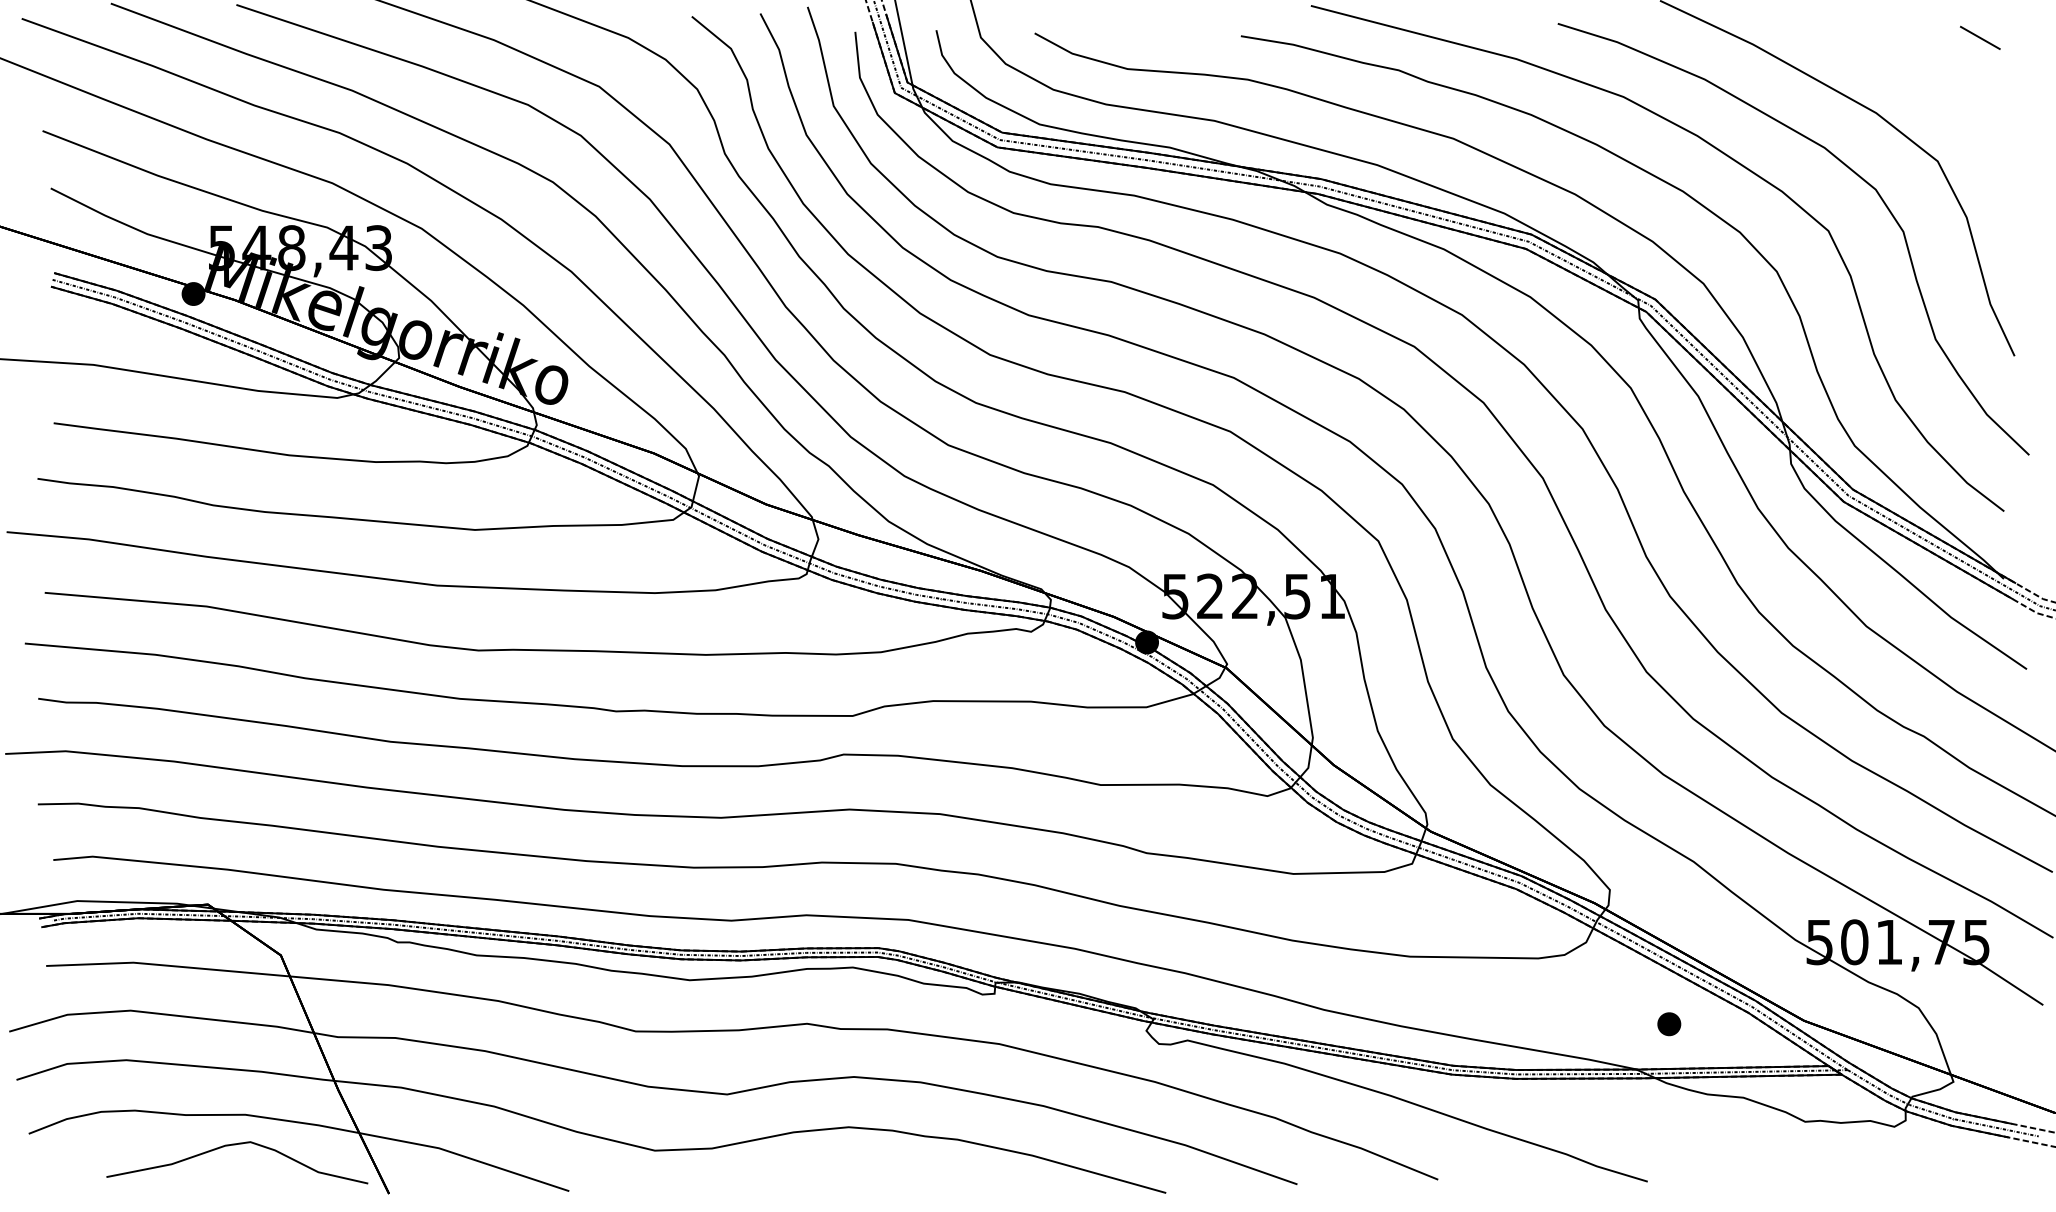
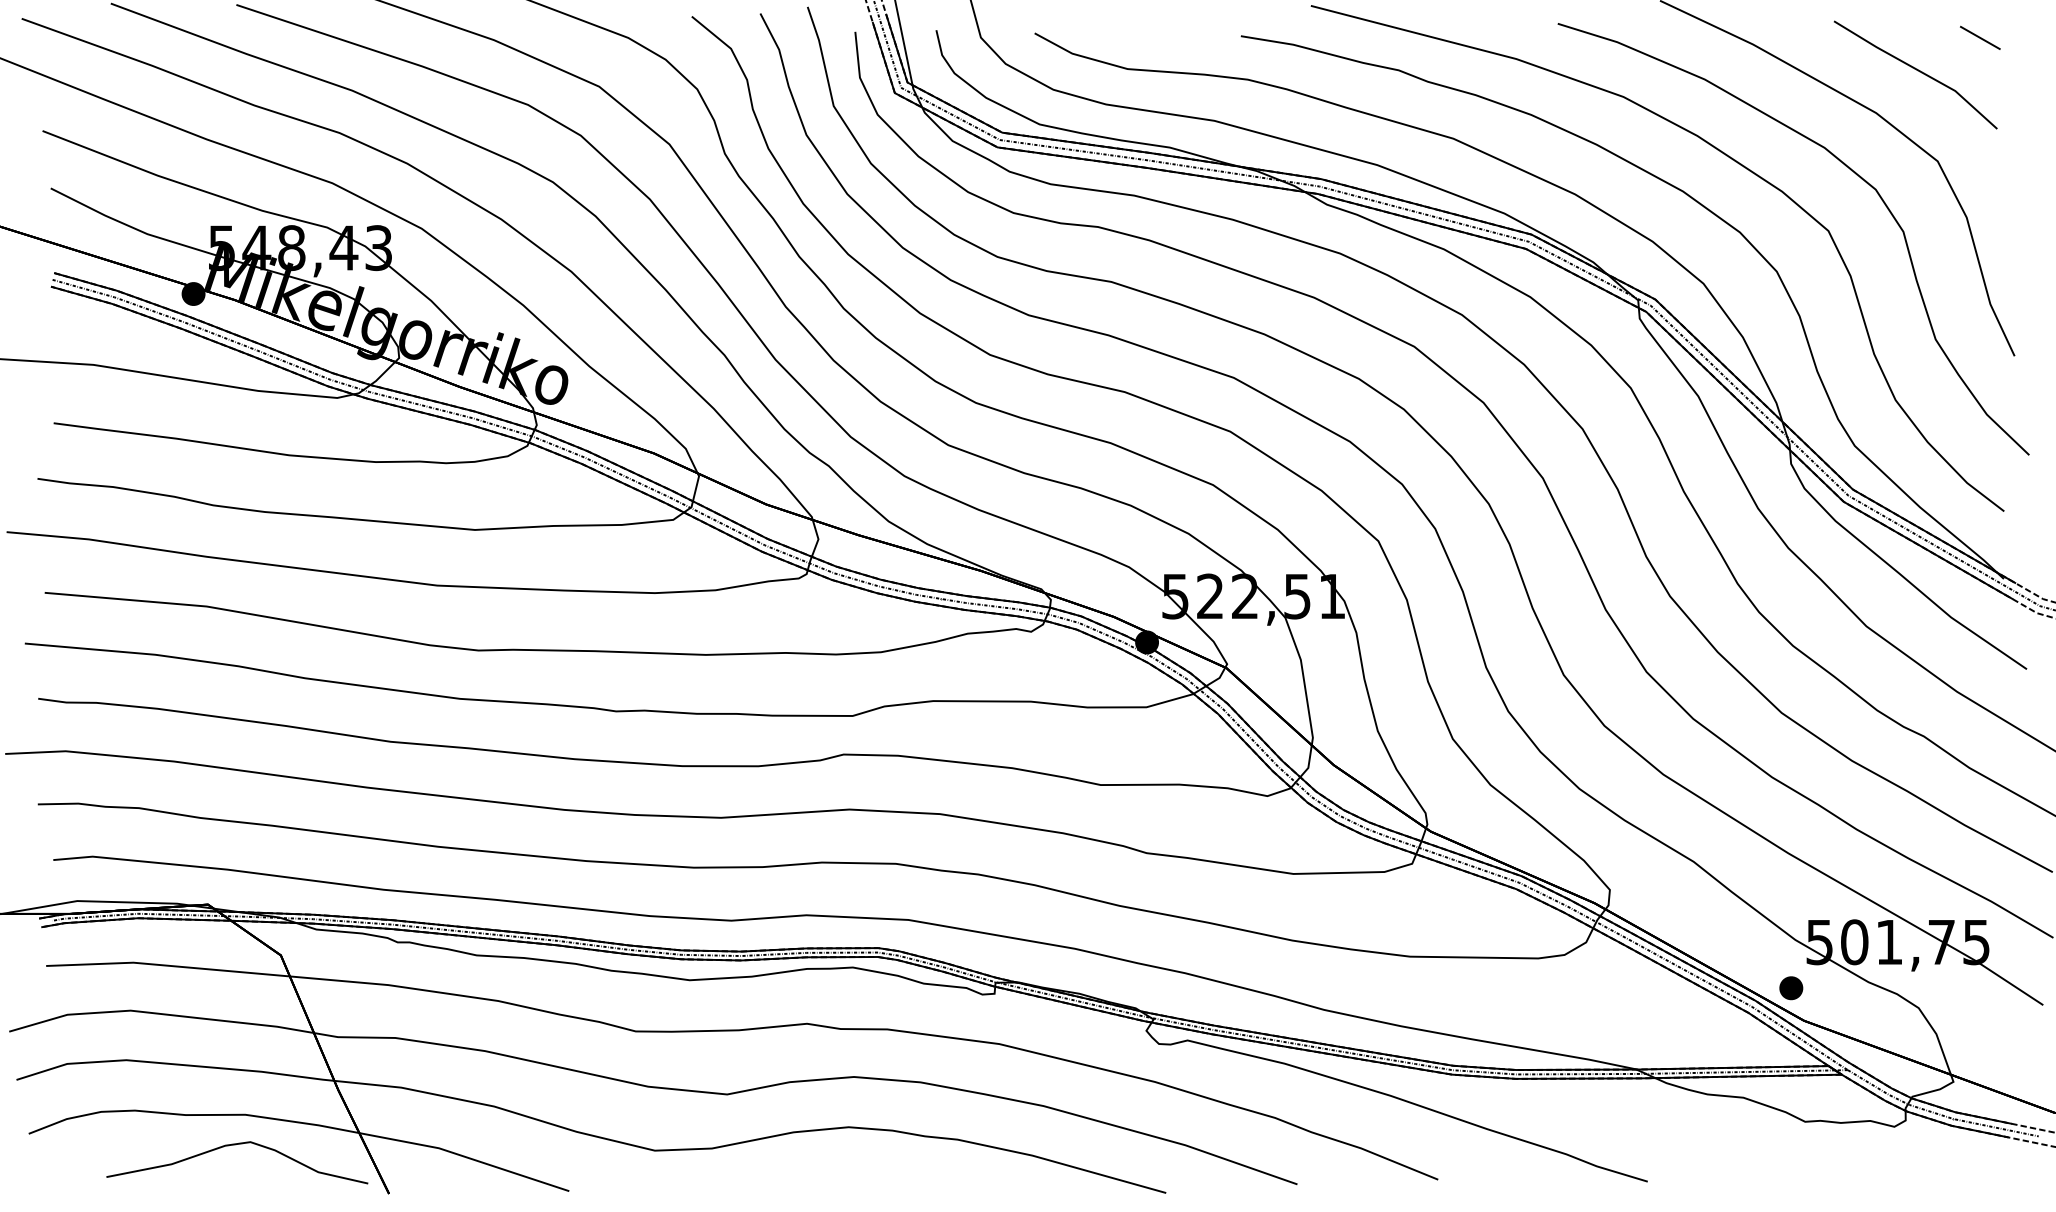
part: none -> present (1915, 74)
part position: (1669, 1024) -> (1791, 988) (1791, 988)
